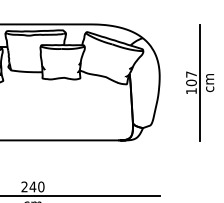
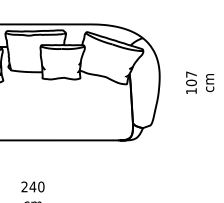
line: present -> none (200, 82)
line: present -> none (80, 195)
